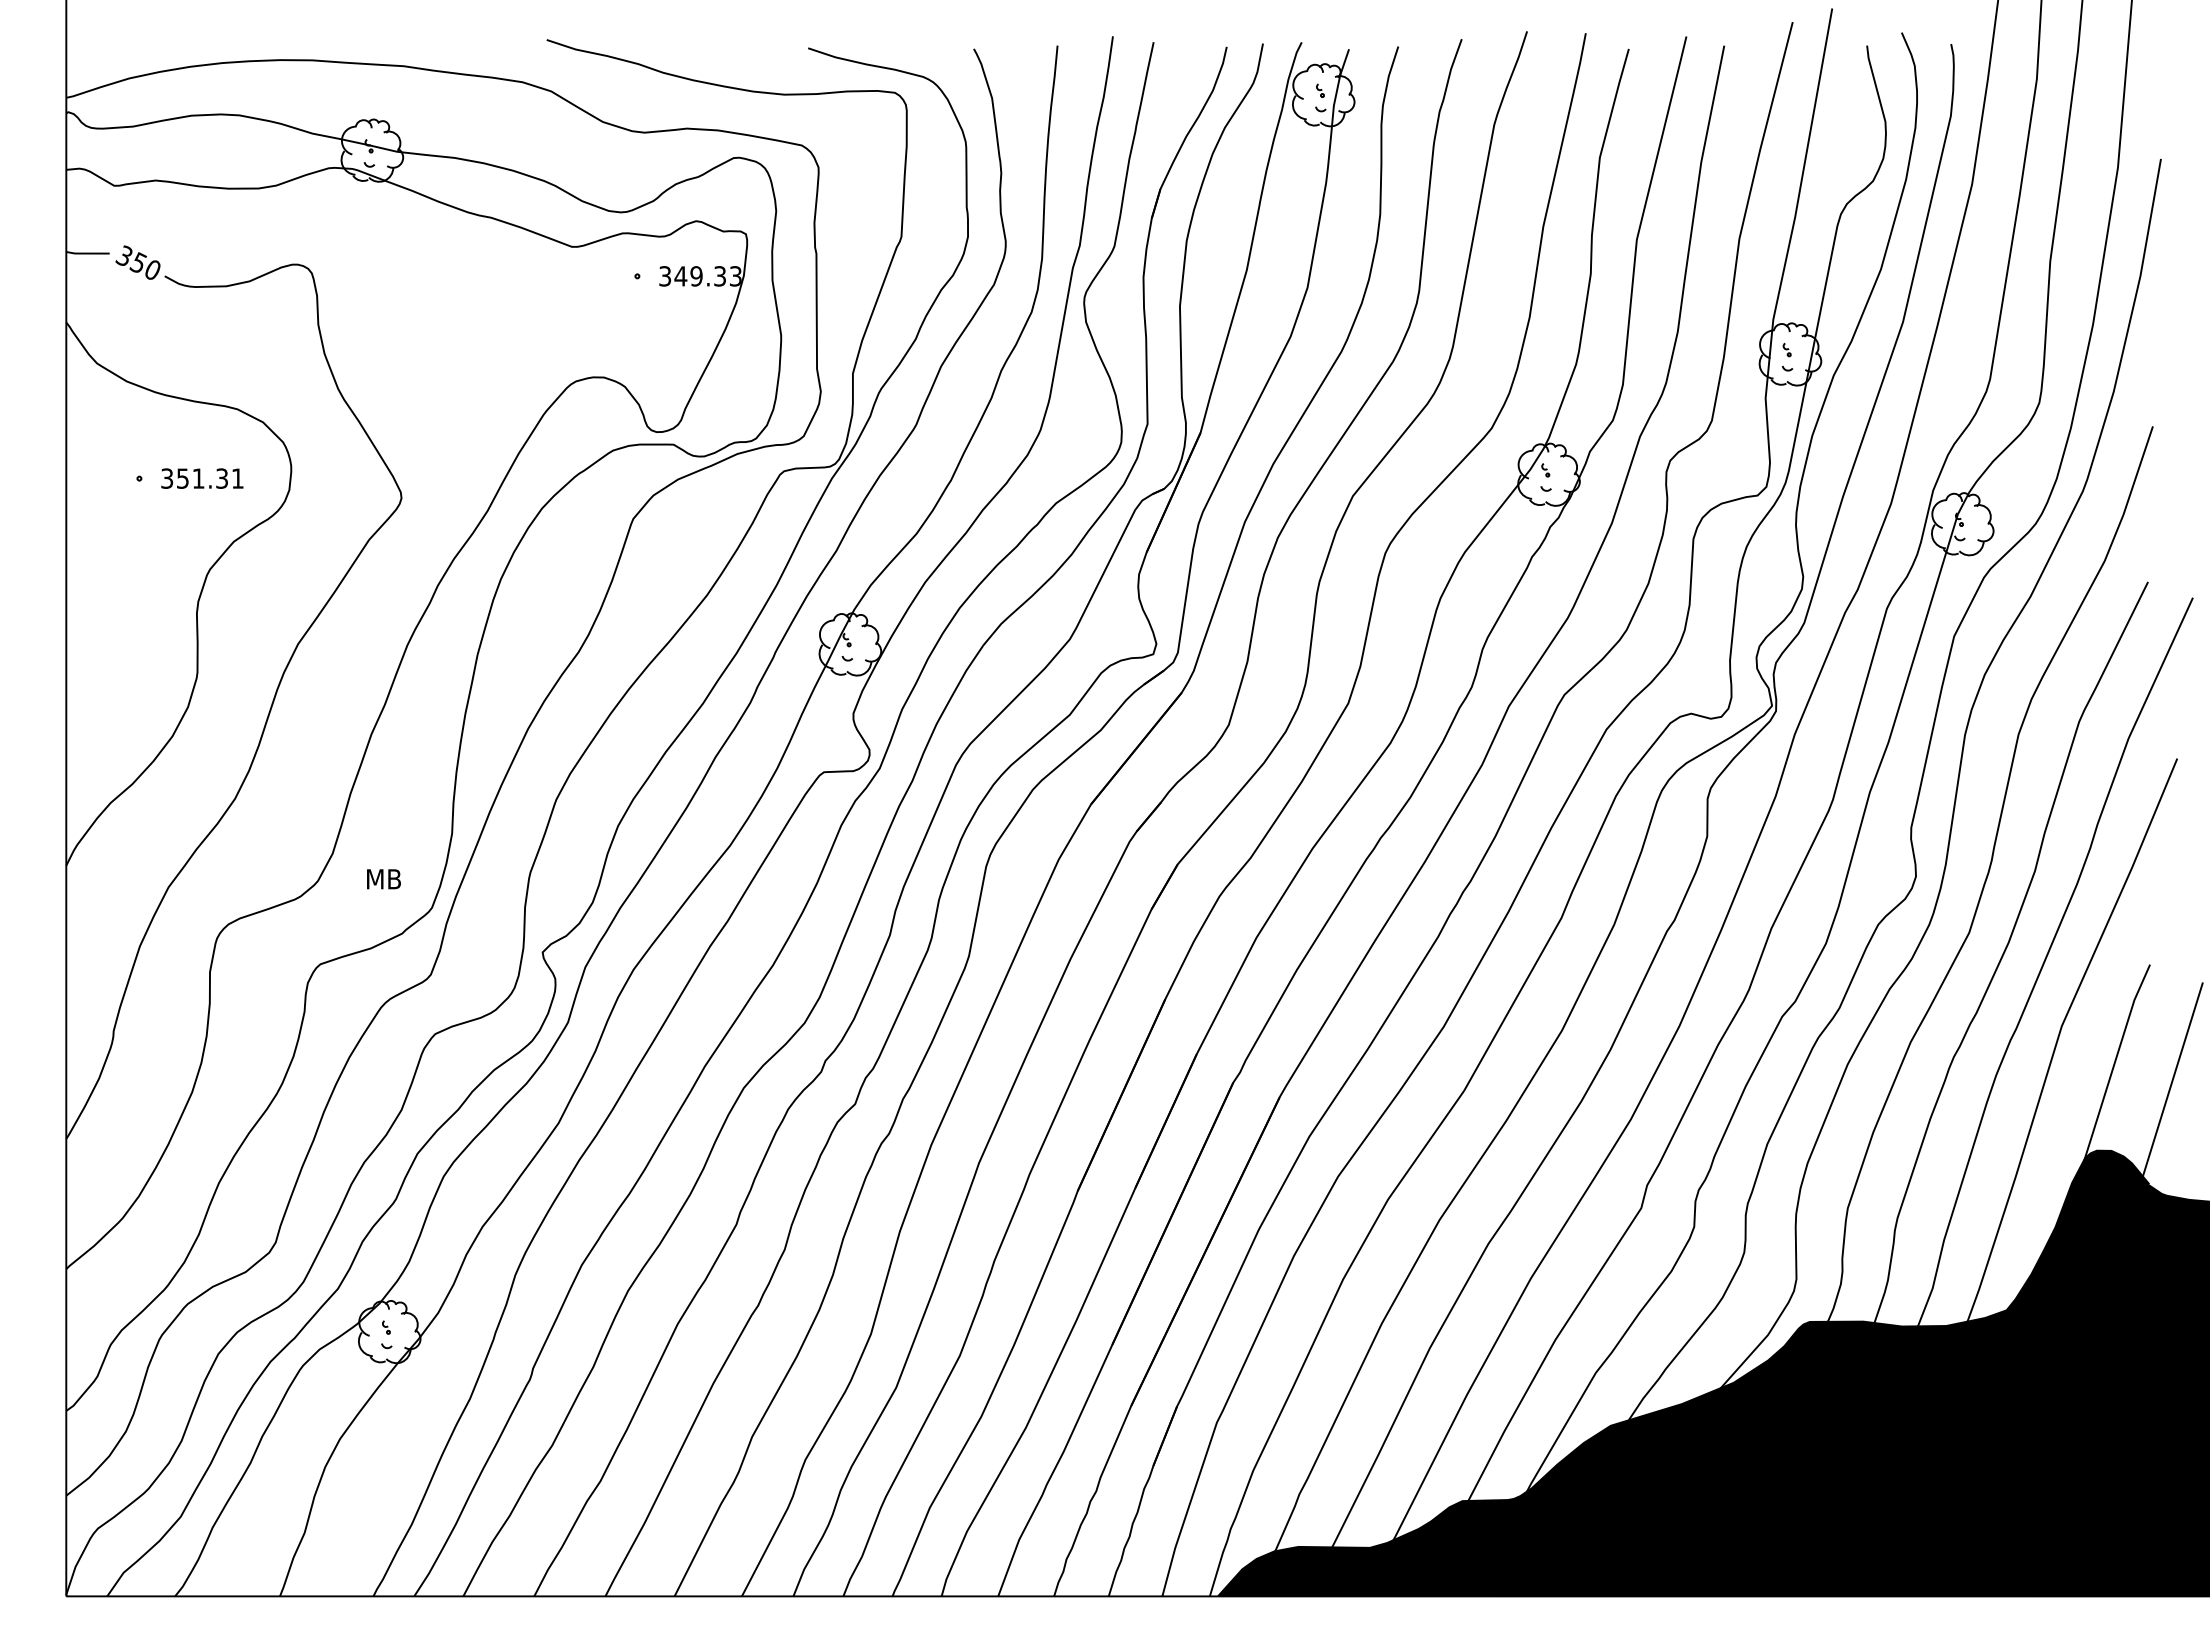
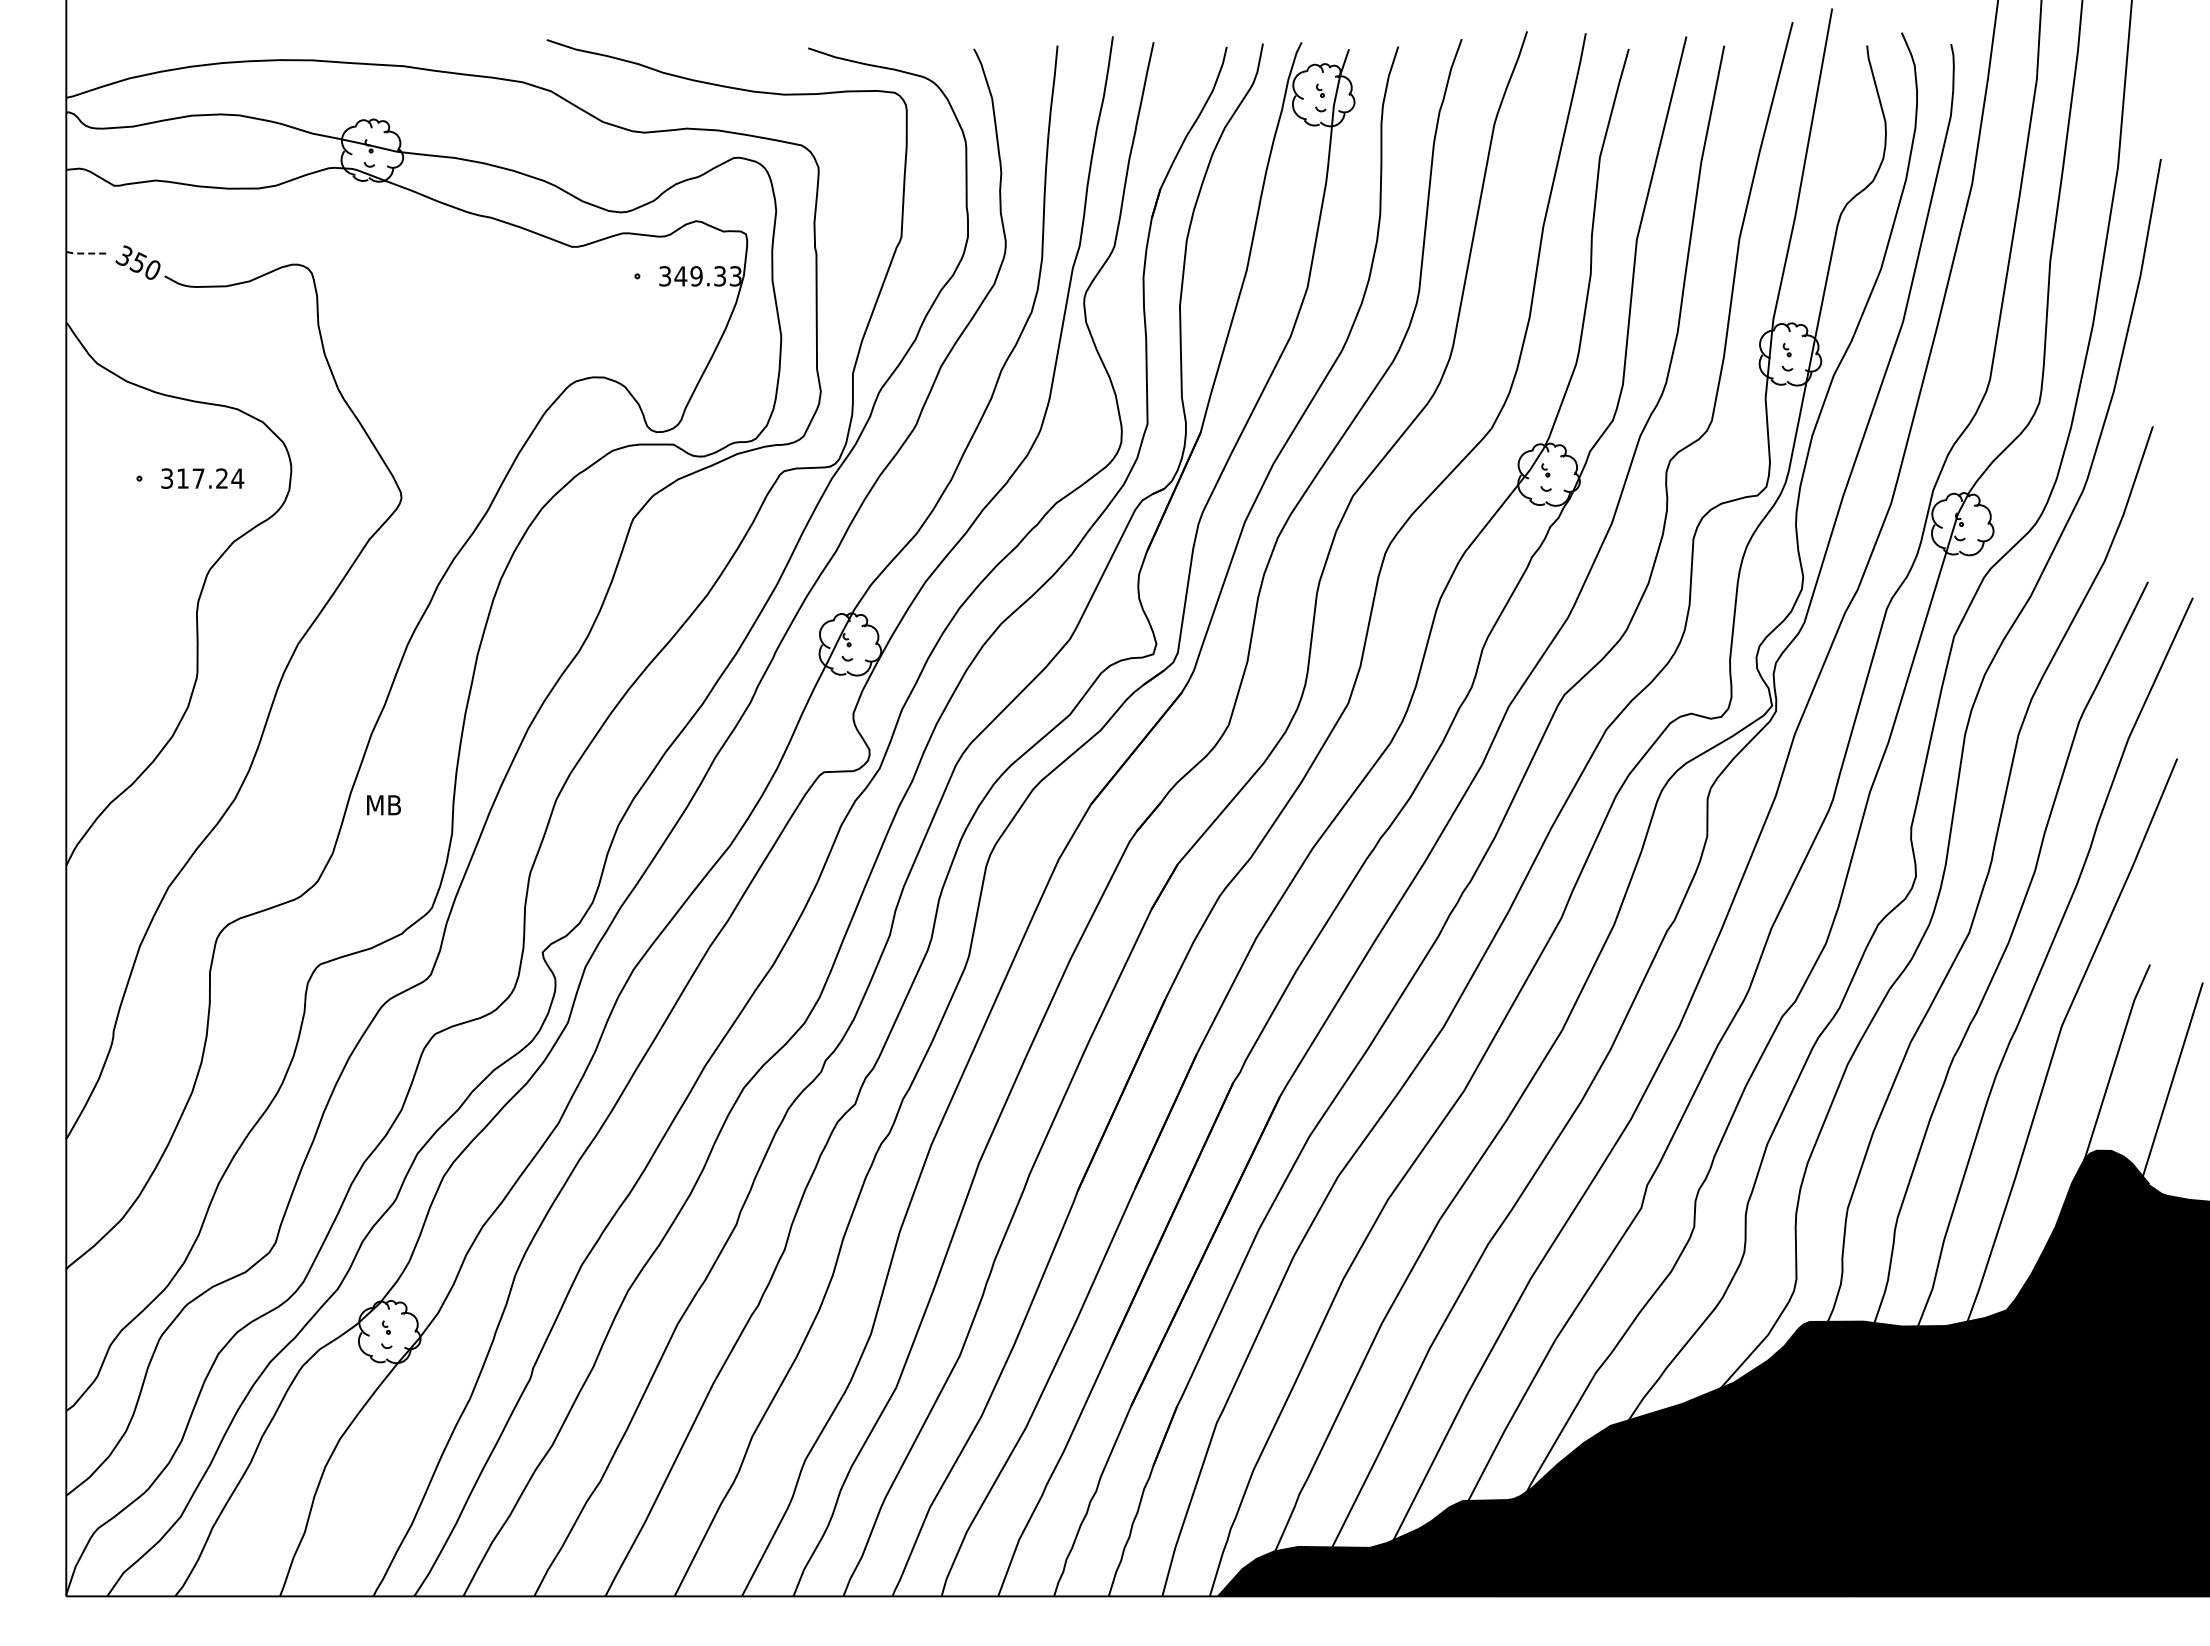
line: solid -> dashed (86, 253)
text: 351.31 -> 317.24 (210, 478)
text position: (383, 879) -> (383, 805) (383, 805)
